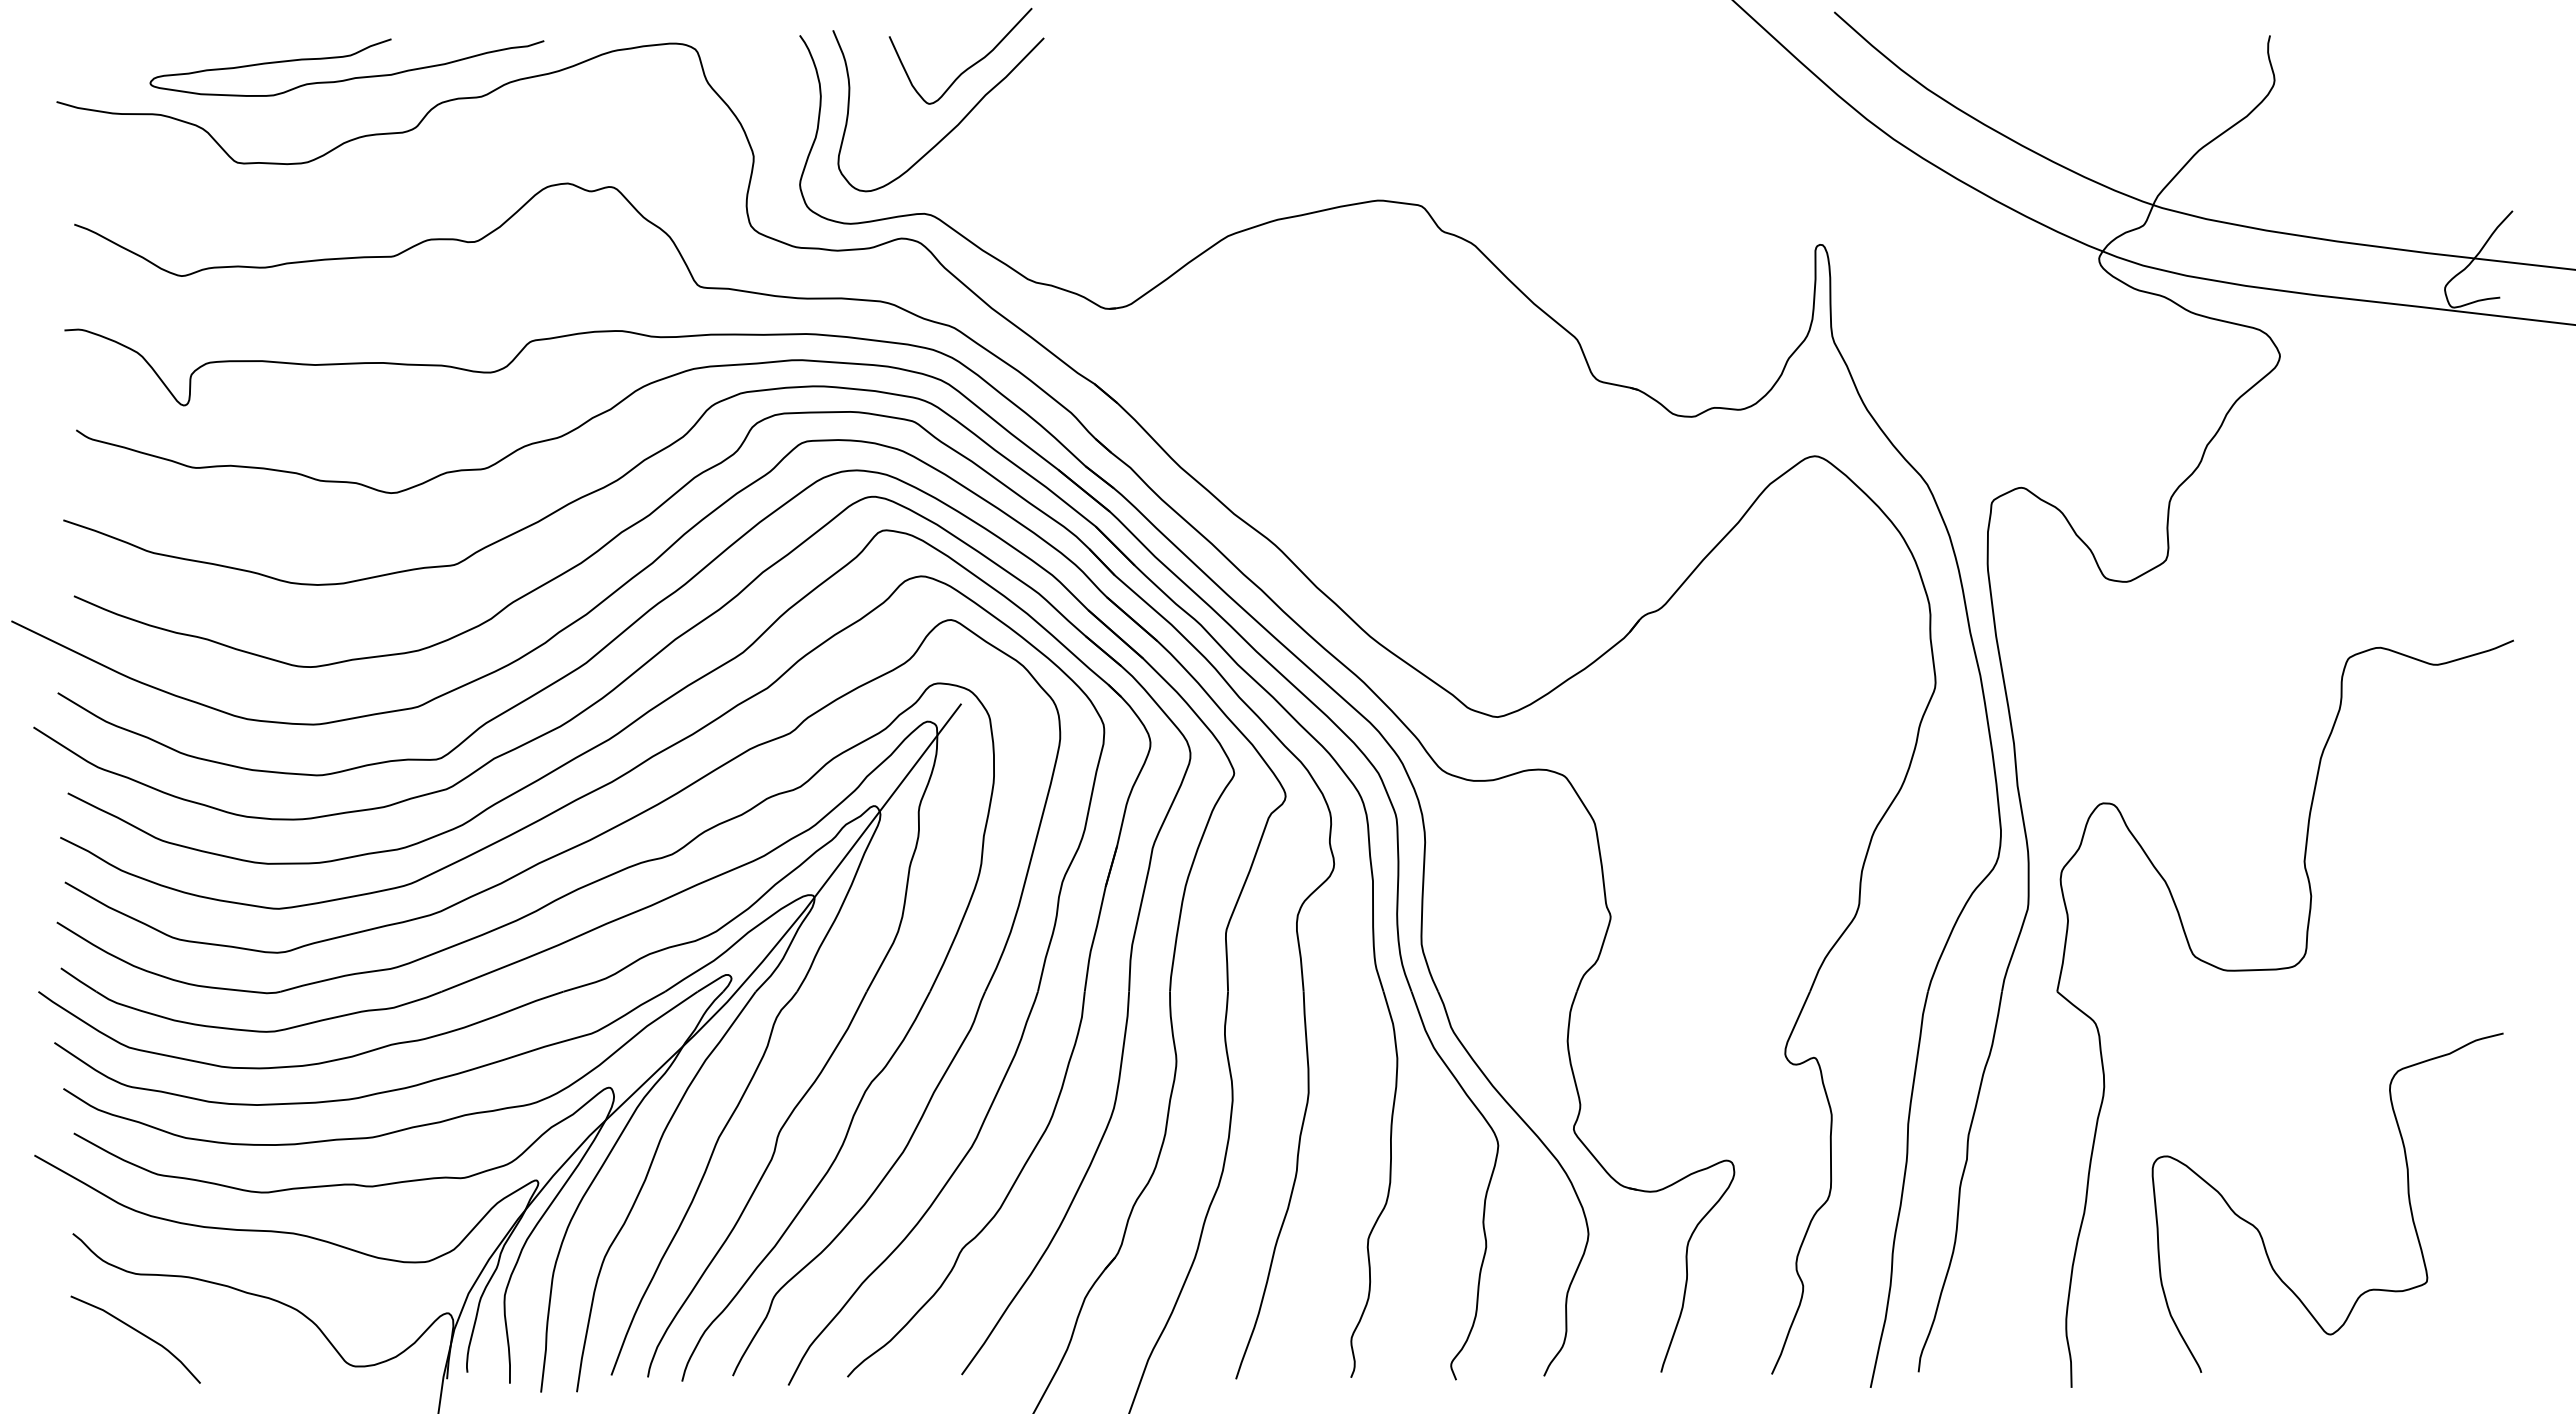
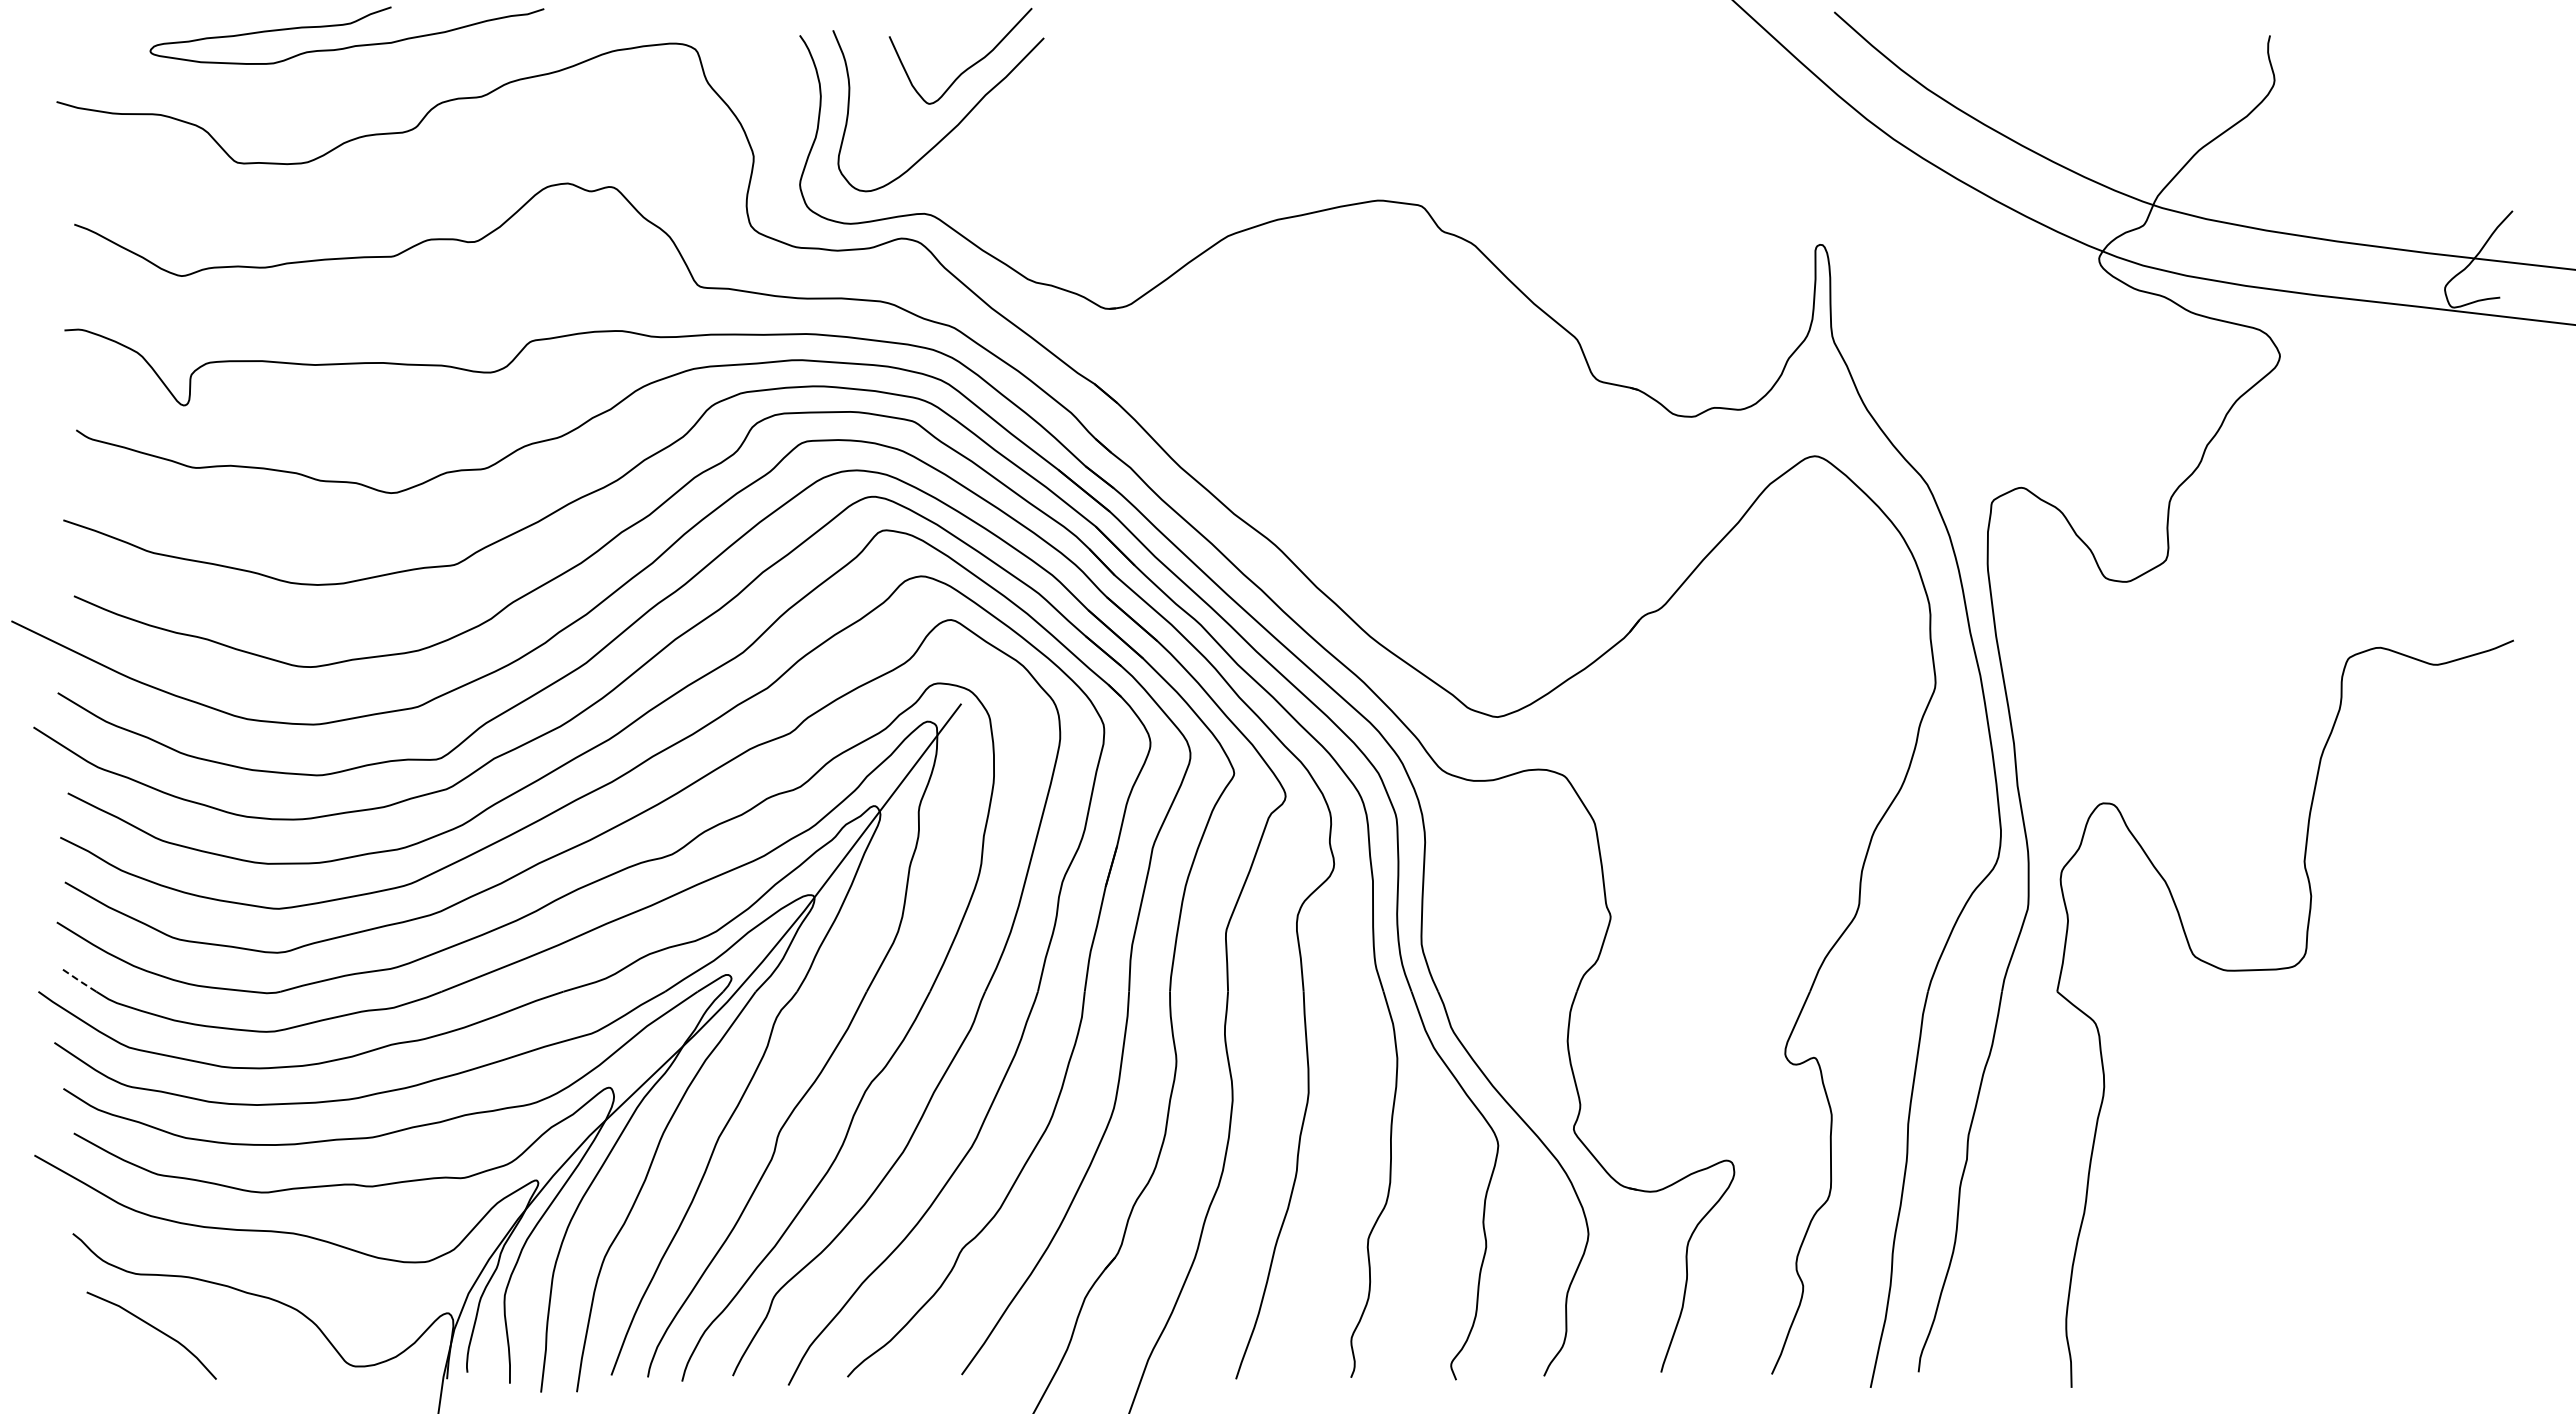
curve position: (346, 57) -> (346, 25) (346, 25)
line: solid -> dashed (78, 980)
curve: present -> none (2261, 1234)
curve position: (139, 1333) -> (155, 1329) (155, 1329)
